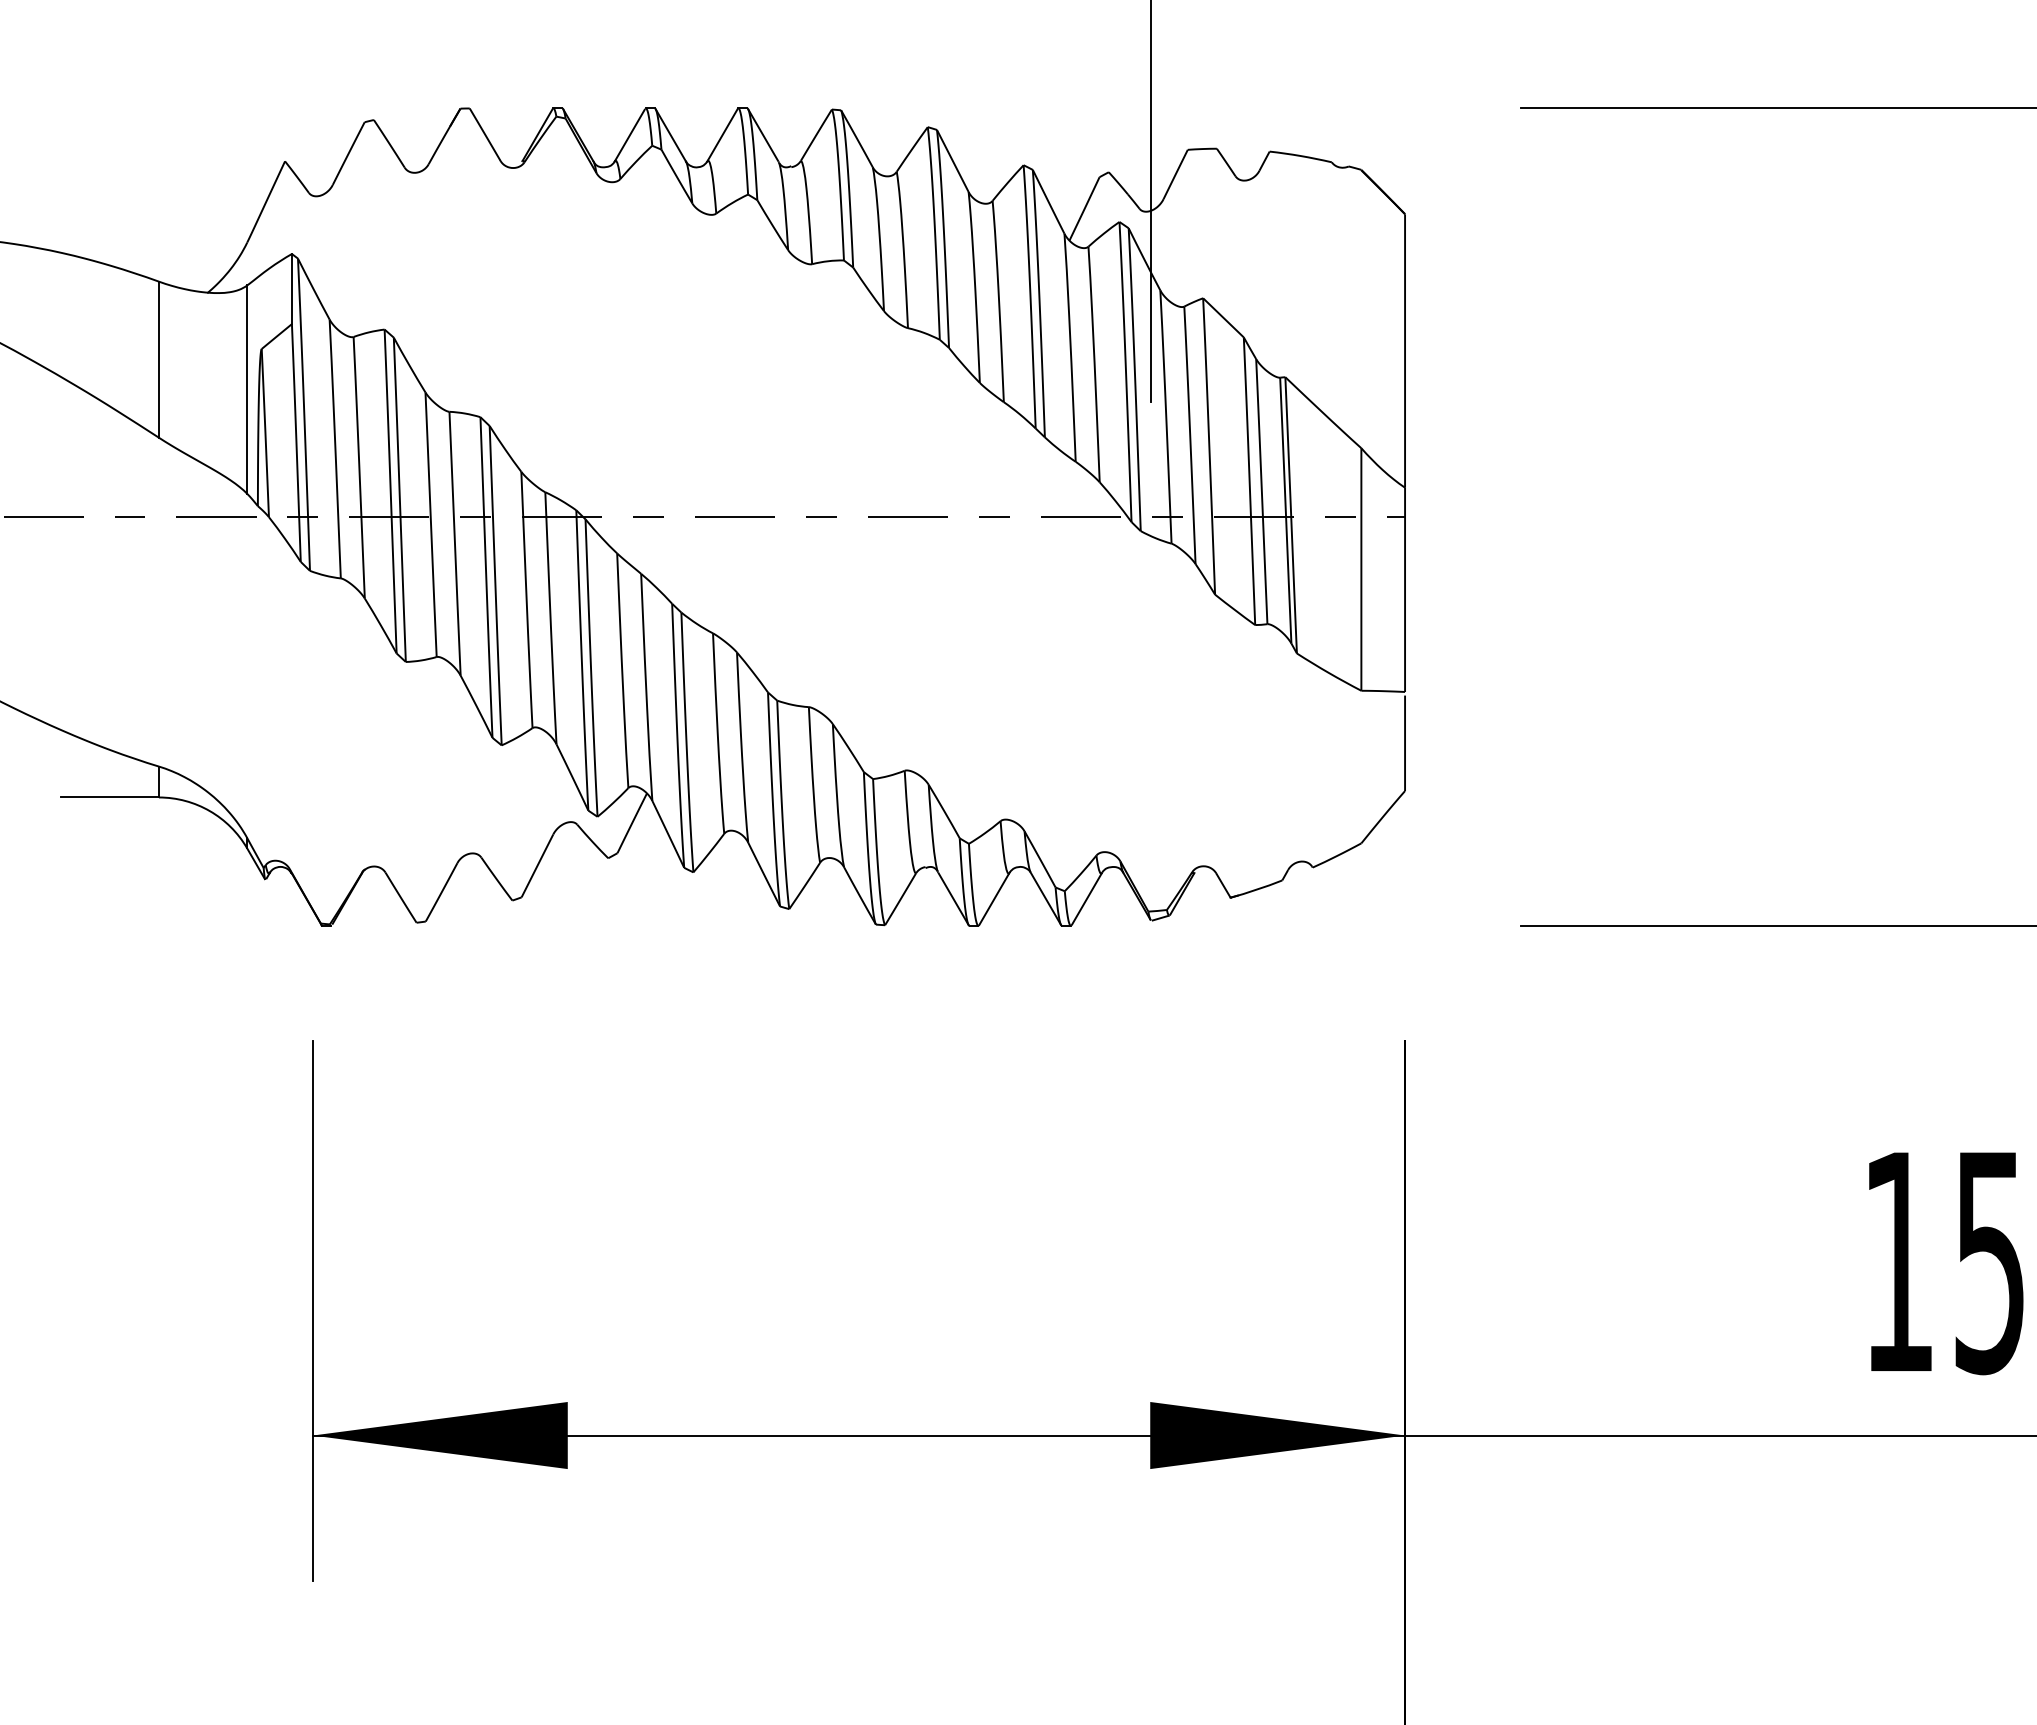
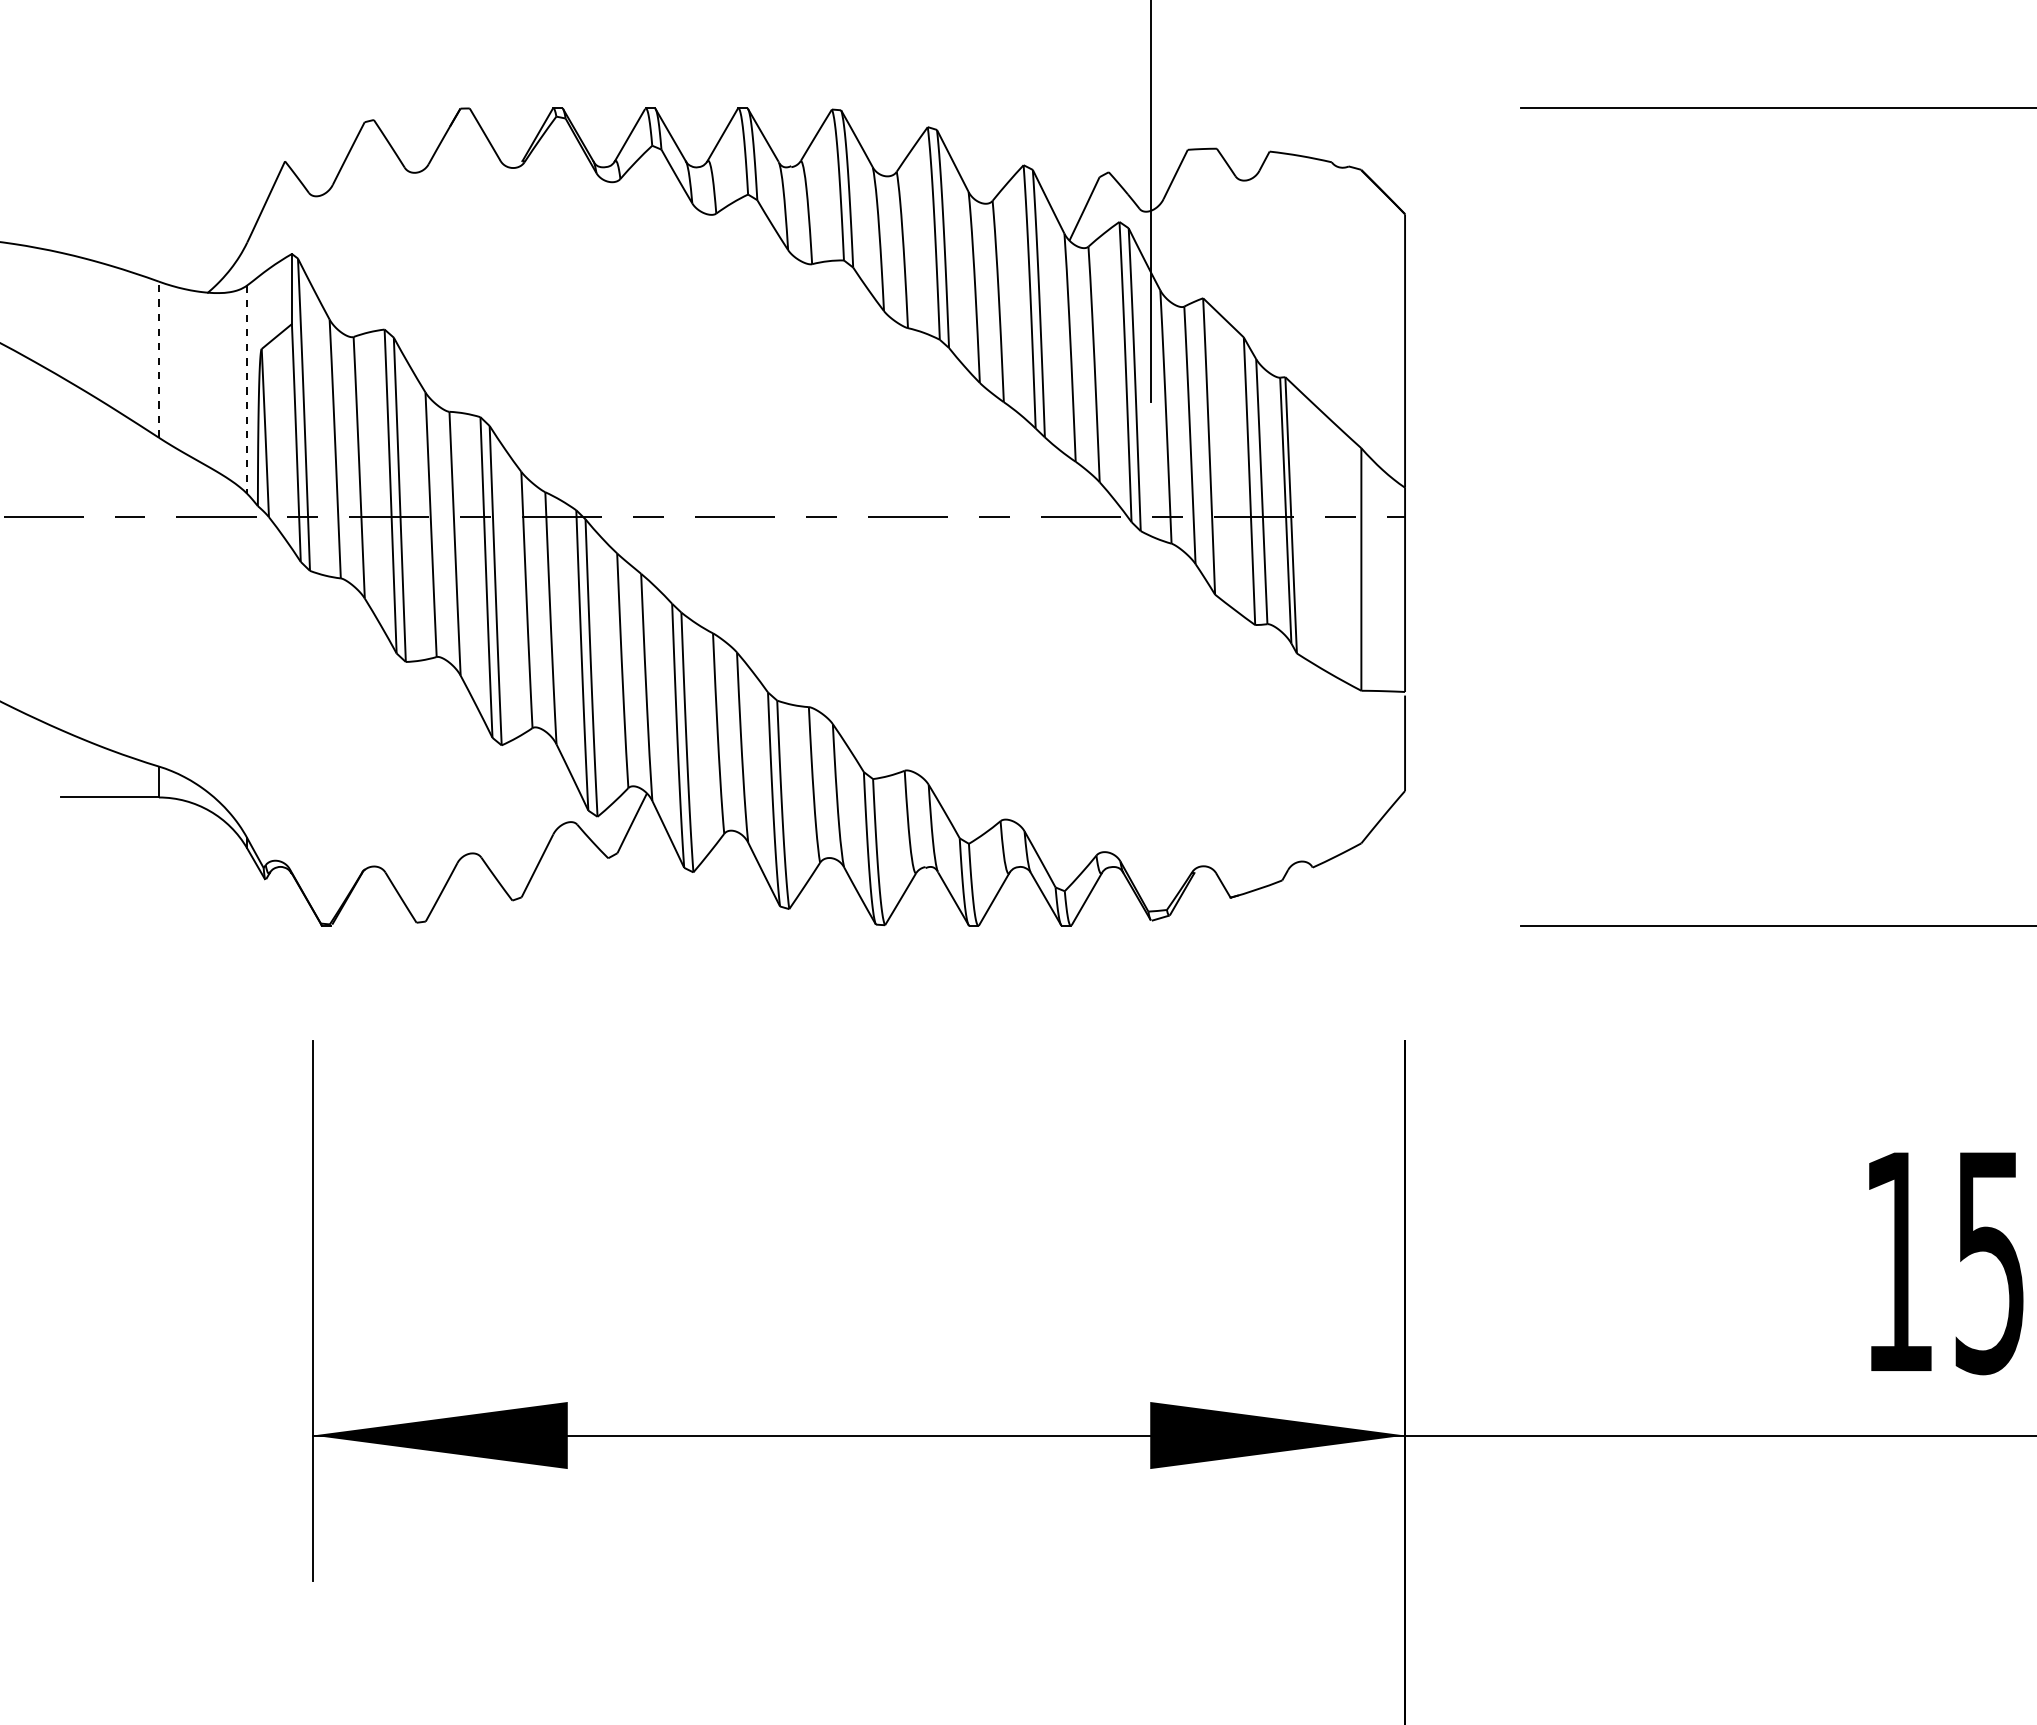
line: solid -> dashed (158, 359)
line: solid -> dashed (247, 390)
